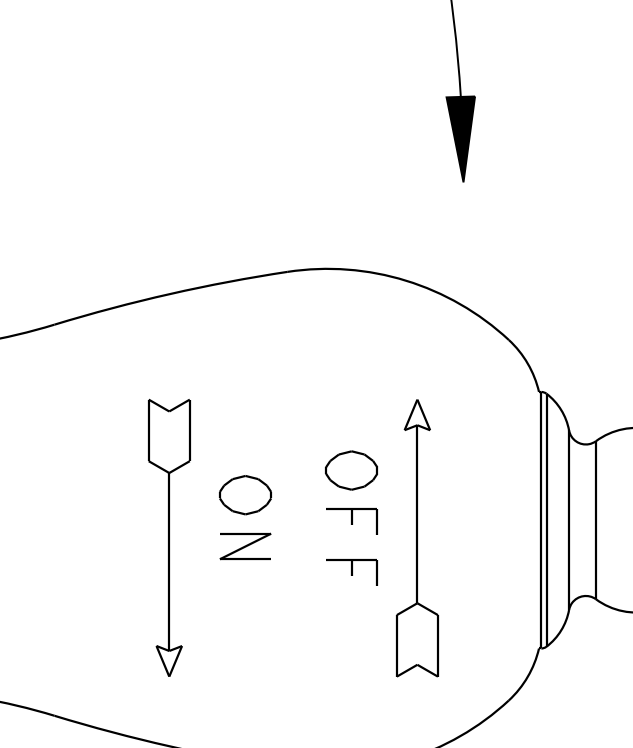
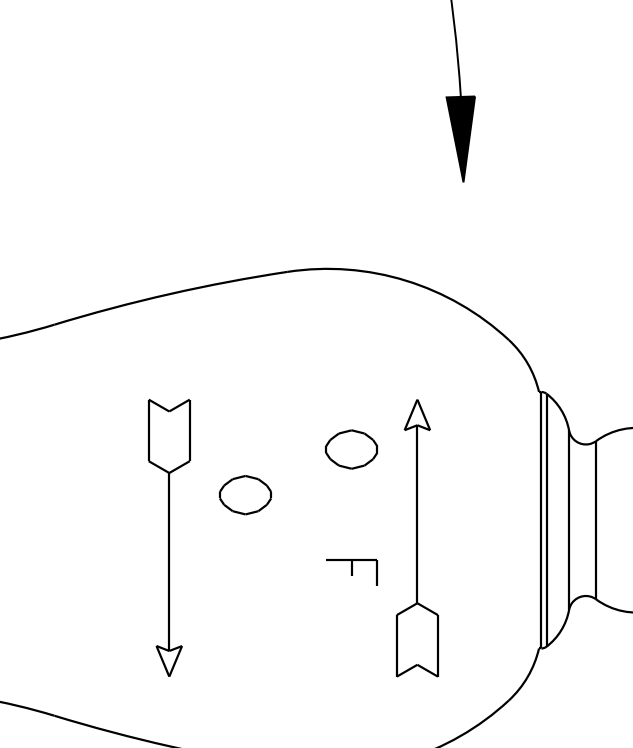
part position: (351, 470) -> (351, 449) (351, 449)
part: present -> none (351, 521)
part: present -> none (245, 546)
